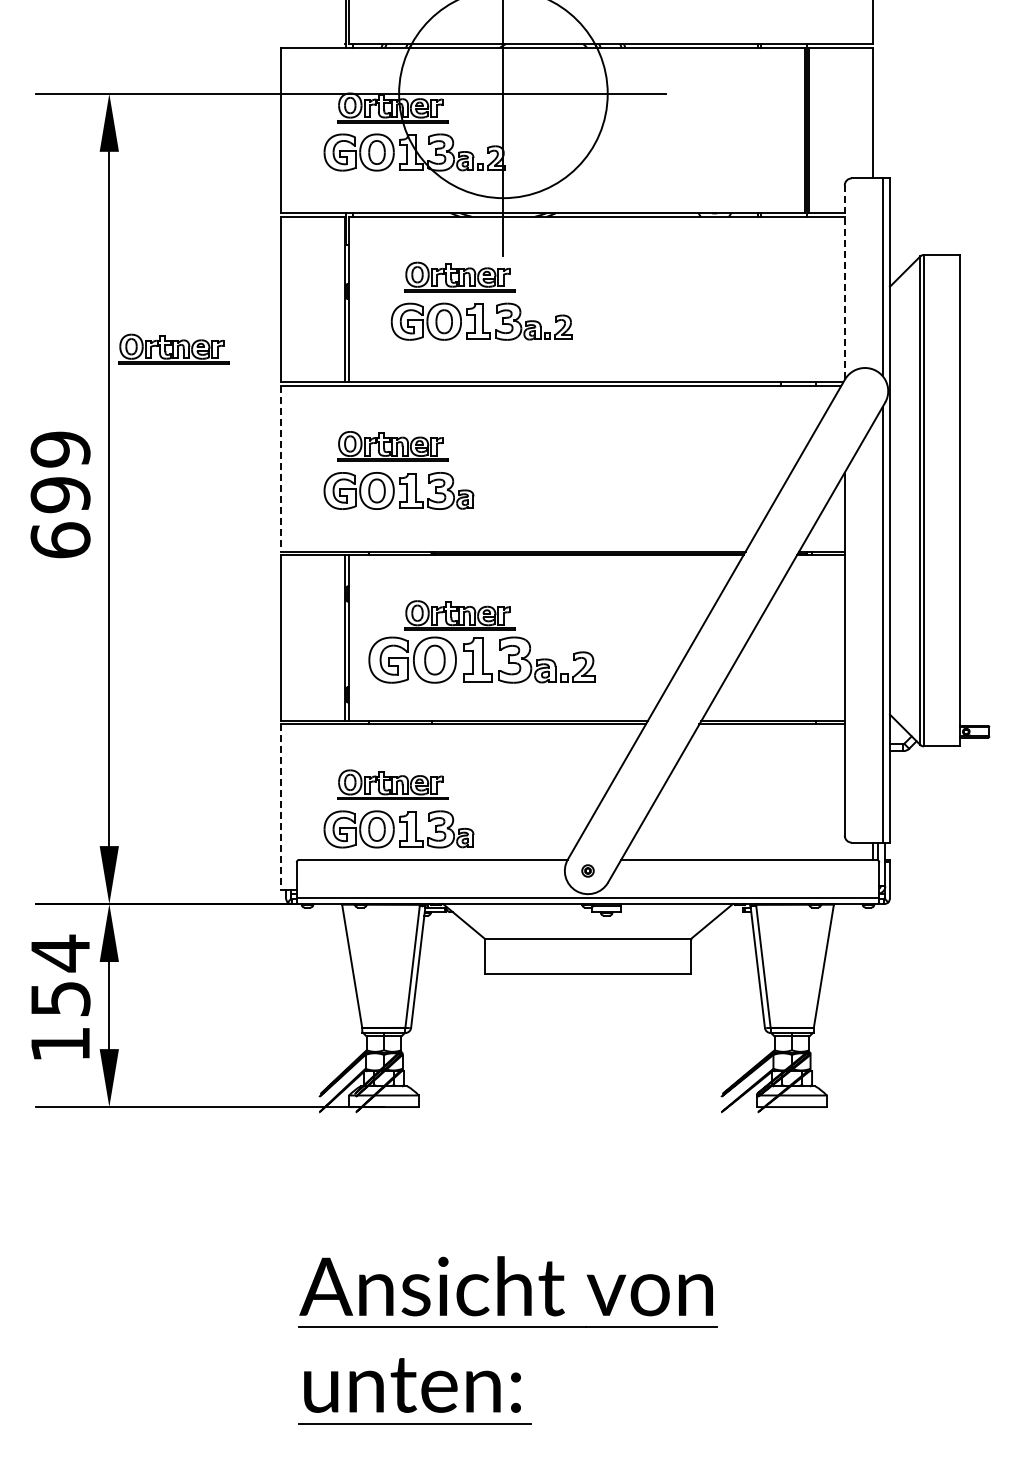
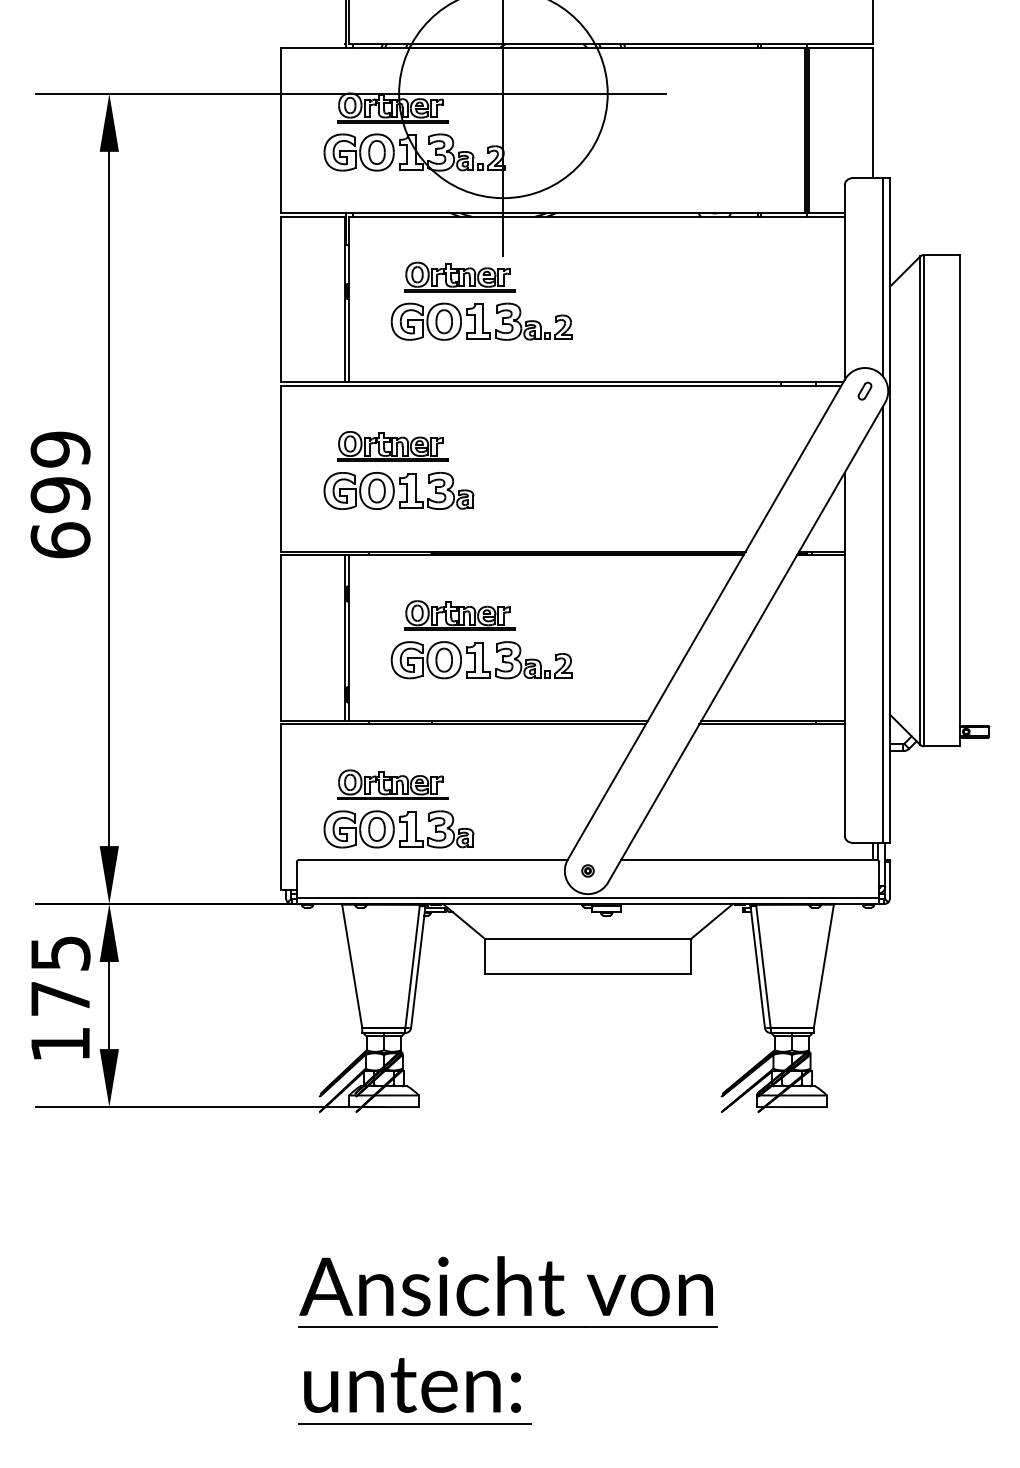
line: dashed -> solid (844, 283)
part: present -> none (173, 348)
part: none -> present (864, 390)
line: dashed -> solid (281, 468)
part size: 228x48 px -> 183x39 px (481, 660)
line: dashed -> solid (281, 807)
text: 154 -> 175 (60, 974)
